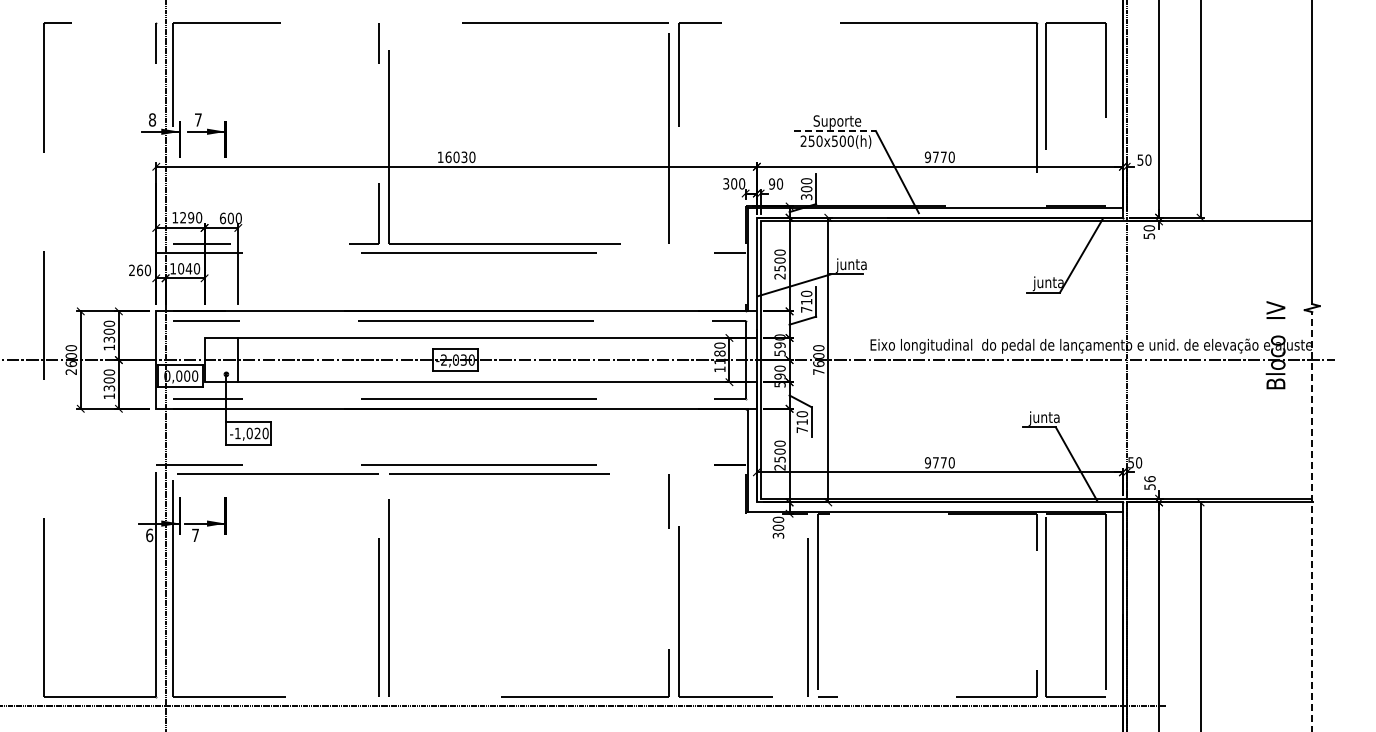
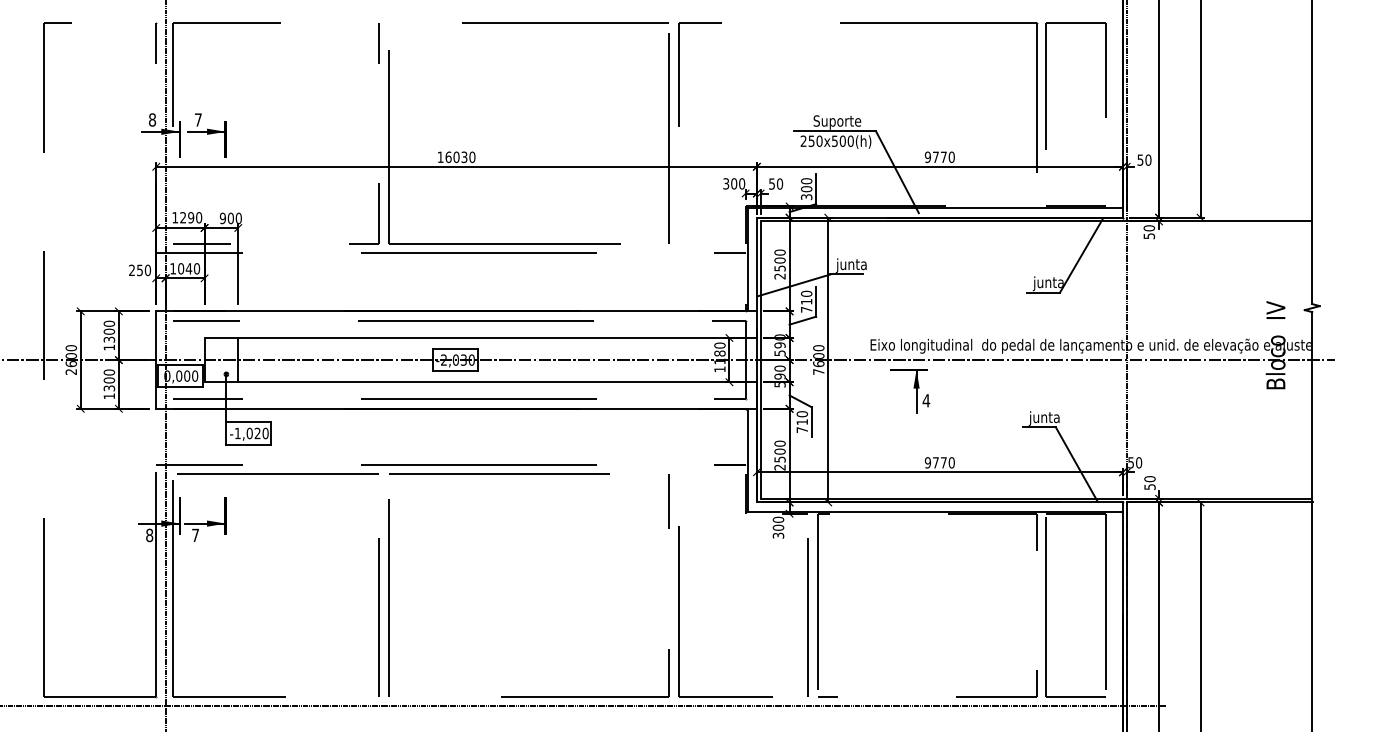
line: dashed -> solid (835, 131)
text: 90 -> 50 (772, 183)
text: 600 -> 900 (222, 218)
text: 260 -> 250 (140, 270)
part: none -> present (910, 391)
text: 56 -> 50 (1149, 478)
line: dashed -> solid (1312, 522)
text: 6 -> 8 (149, 534)
